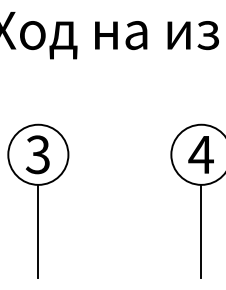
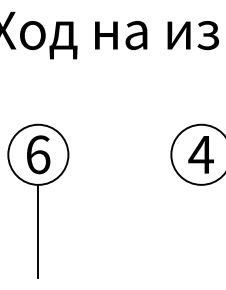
text: 3 -> 6 (37, 154)
line: present -> none (201, 231)
